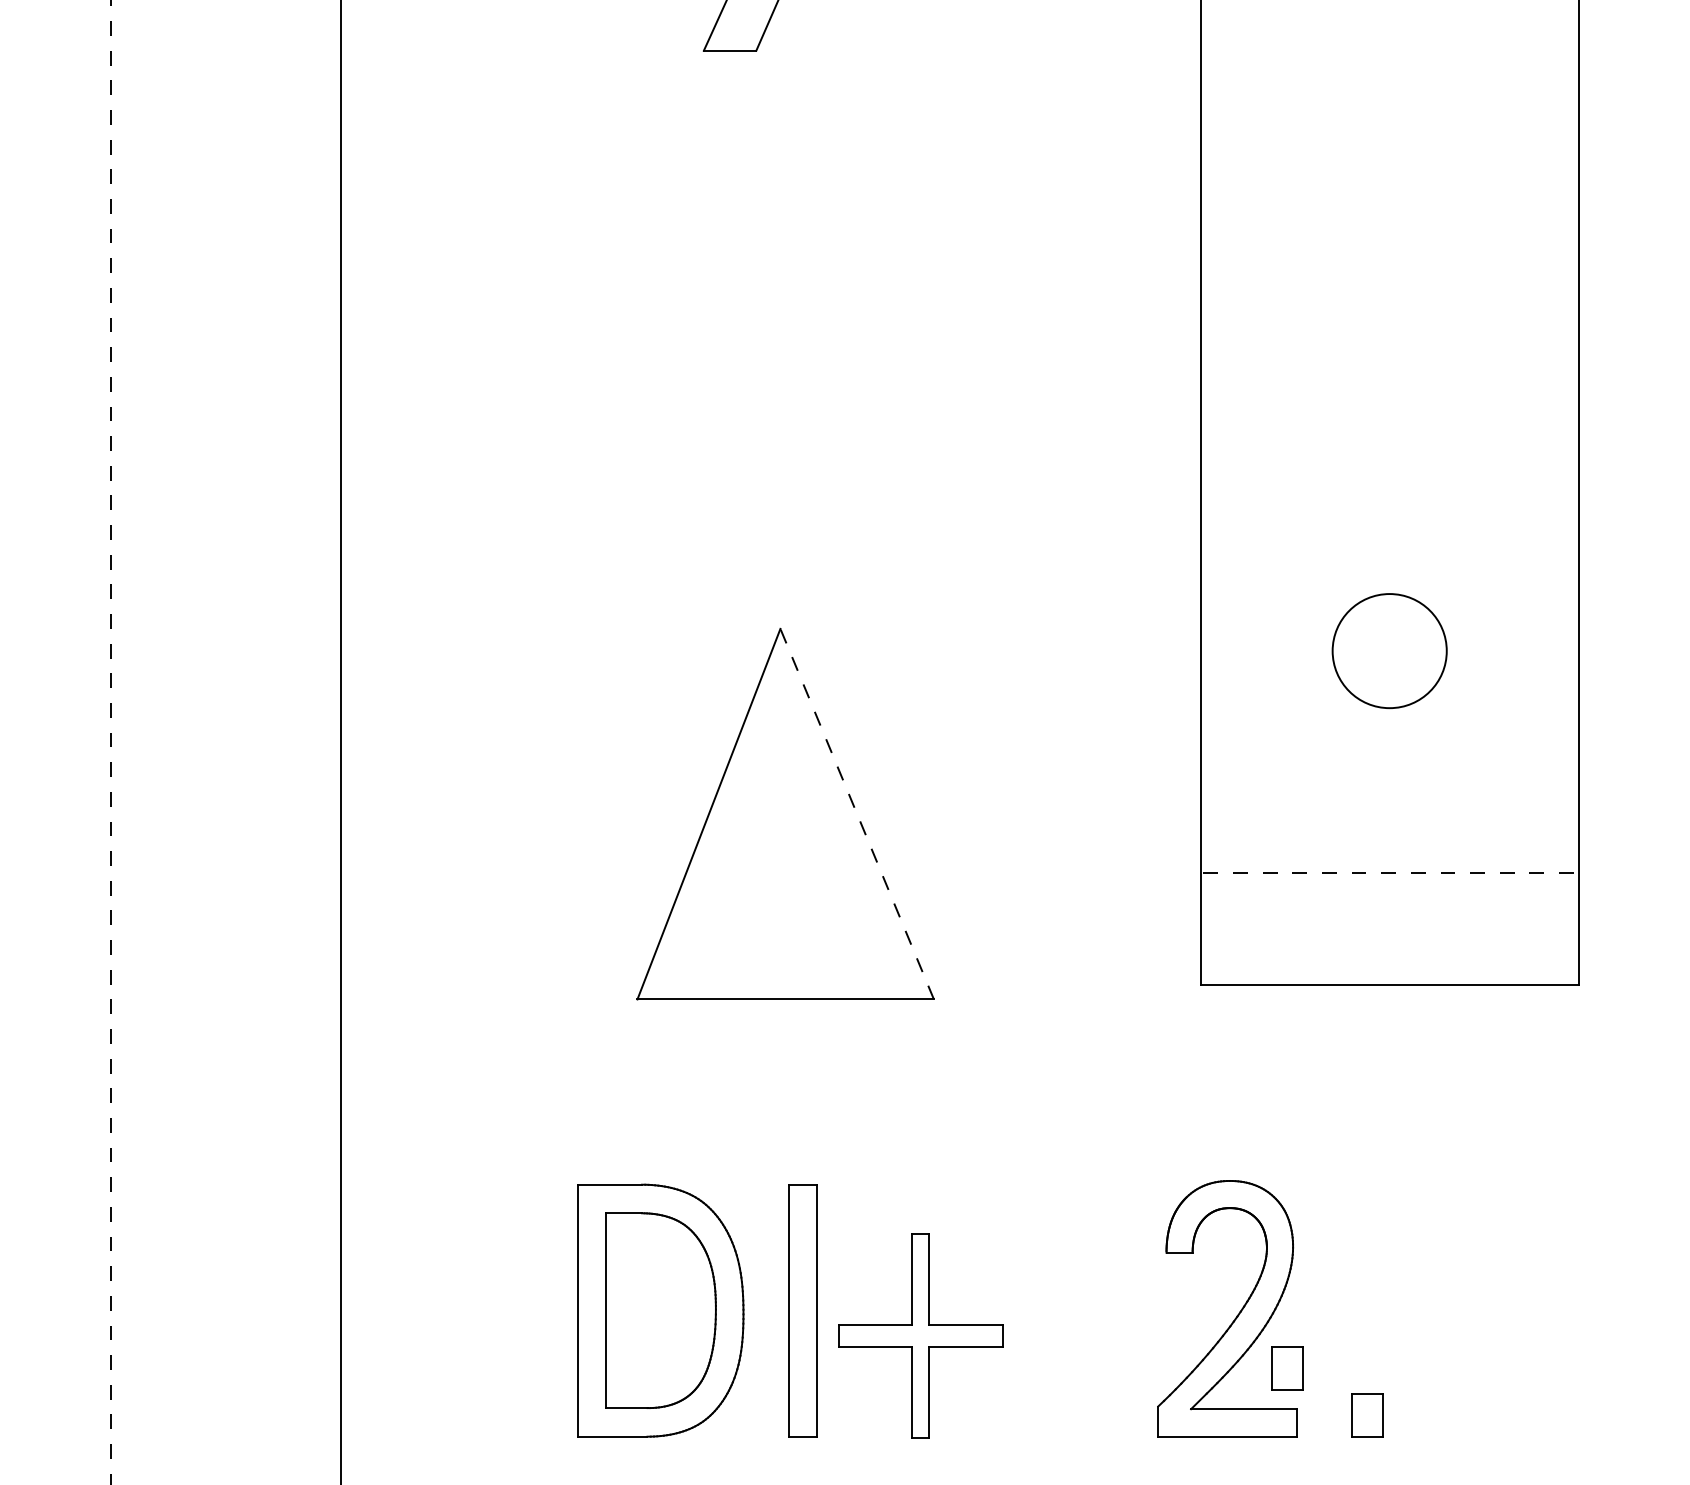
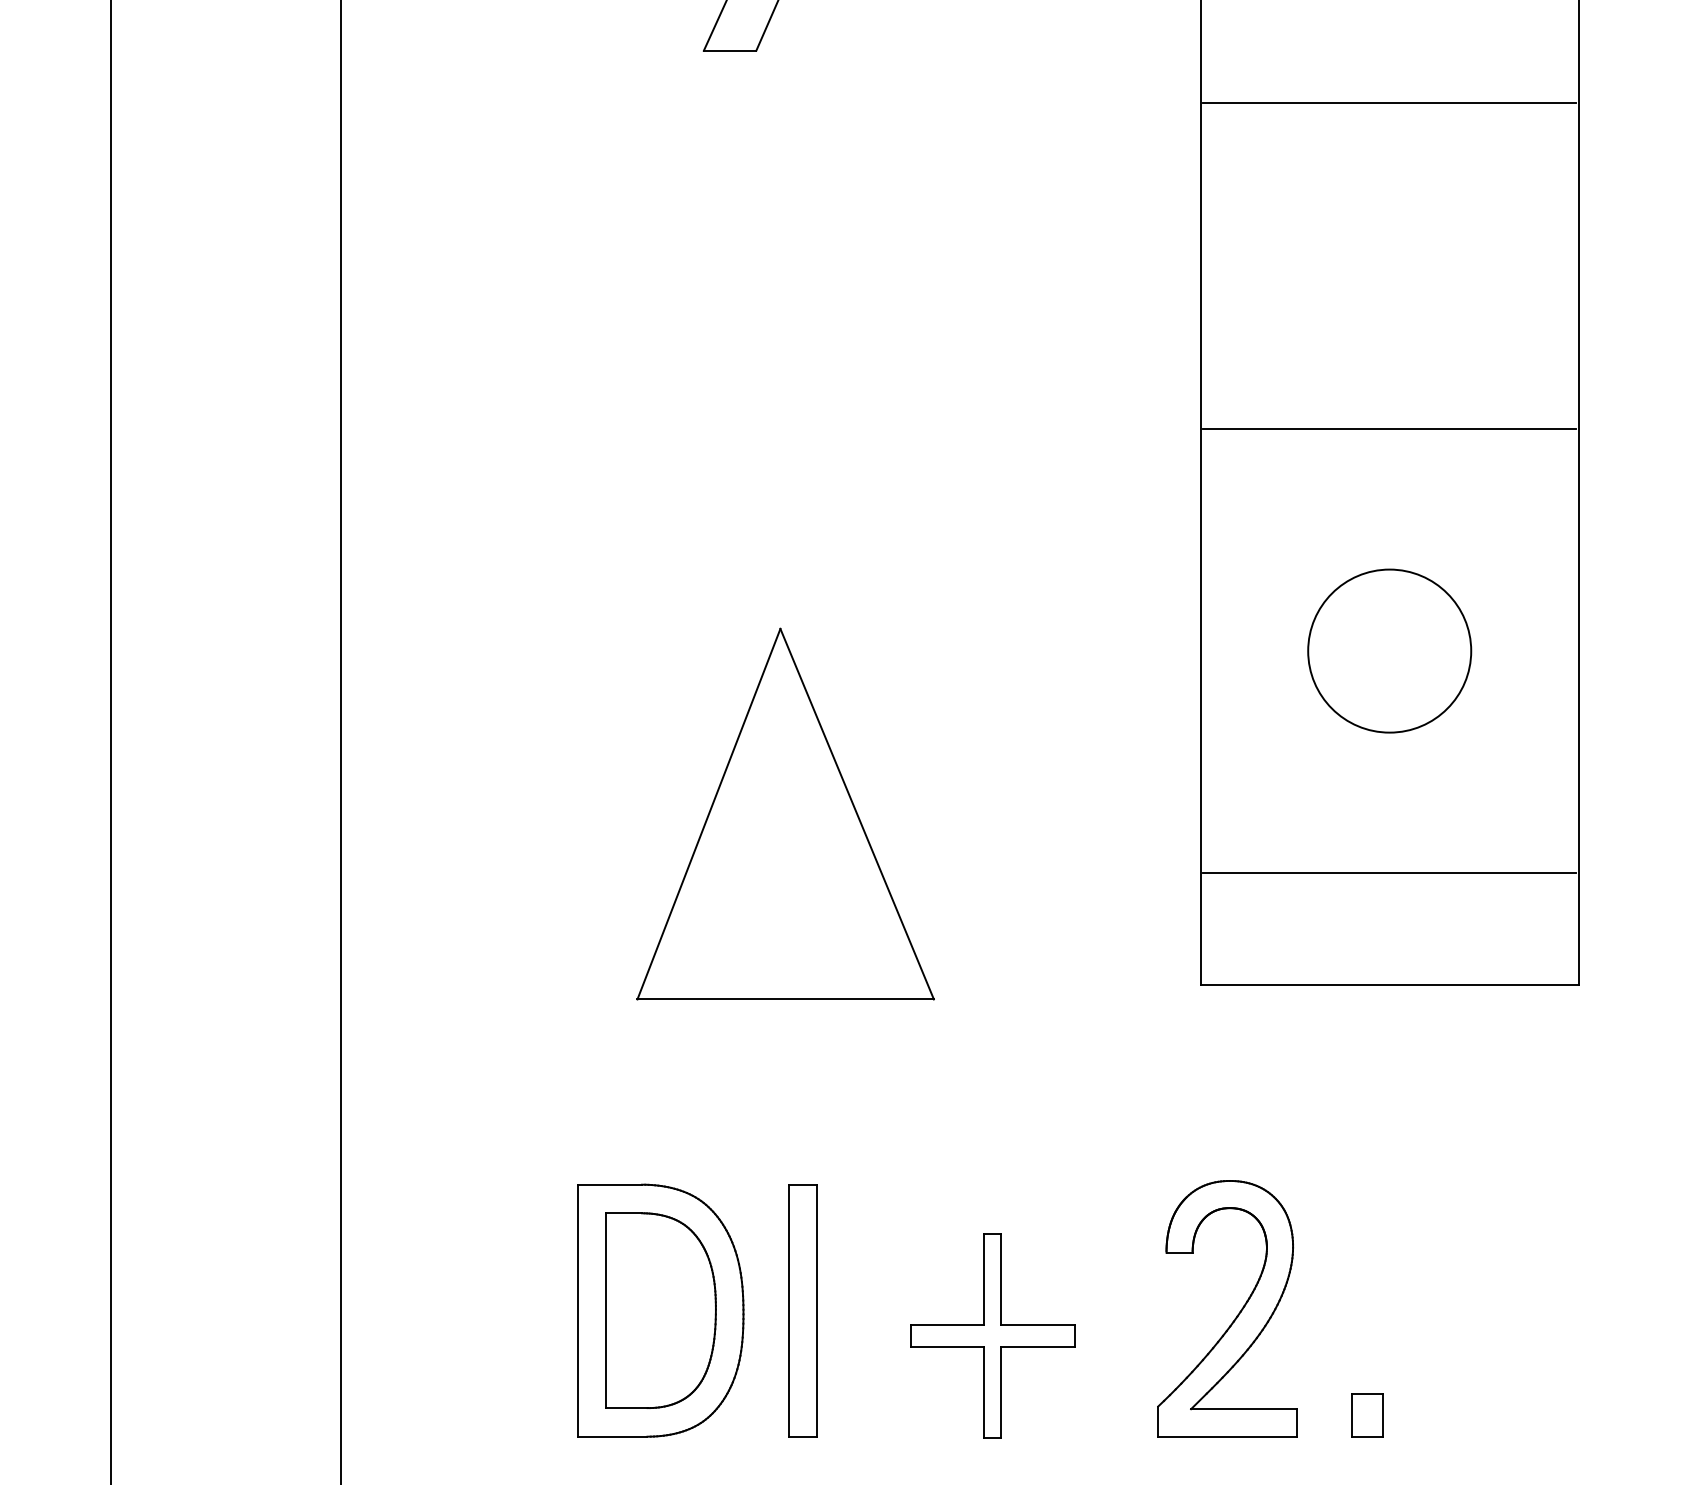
line: none -> present (1389, 102)
line: none -> present (1389, 428)
circle diameter: 114 px -> 163 px (1389, 650)
line: dashed -> solid (111, 742)
line: dashed -> solid (857, 814)
line: dashed -> solid (1390, 873)
part position: (920, 1335) -> (992, 1335) (992, 1335)
part: present -> none (1287, 1368)
